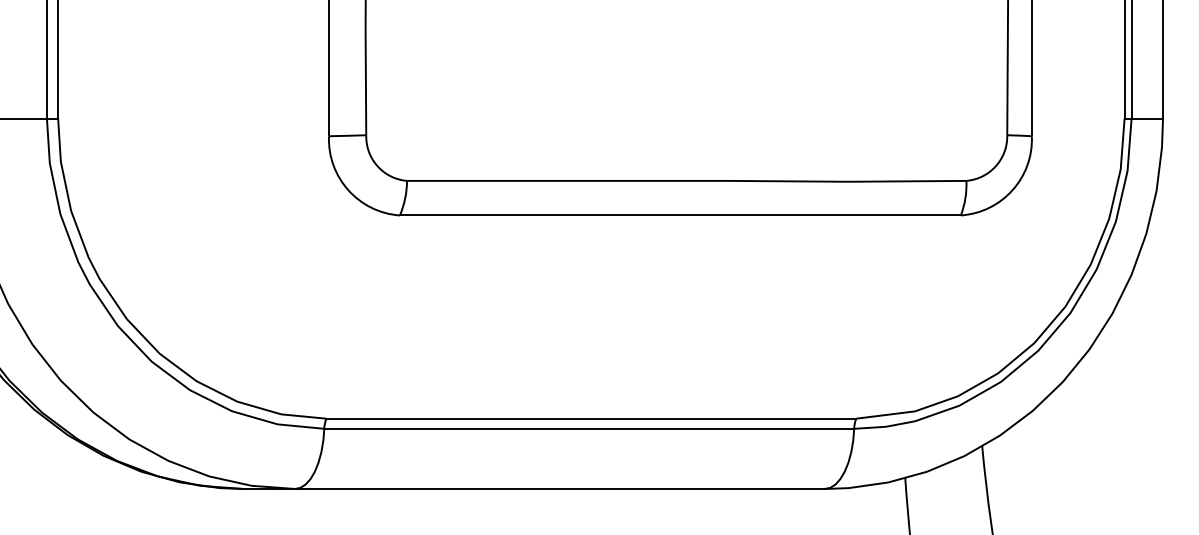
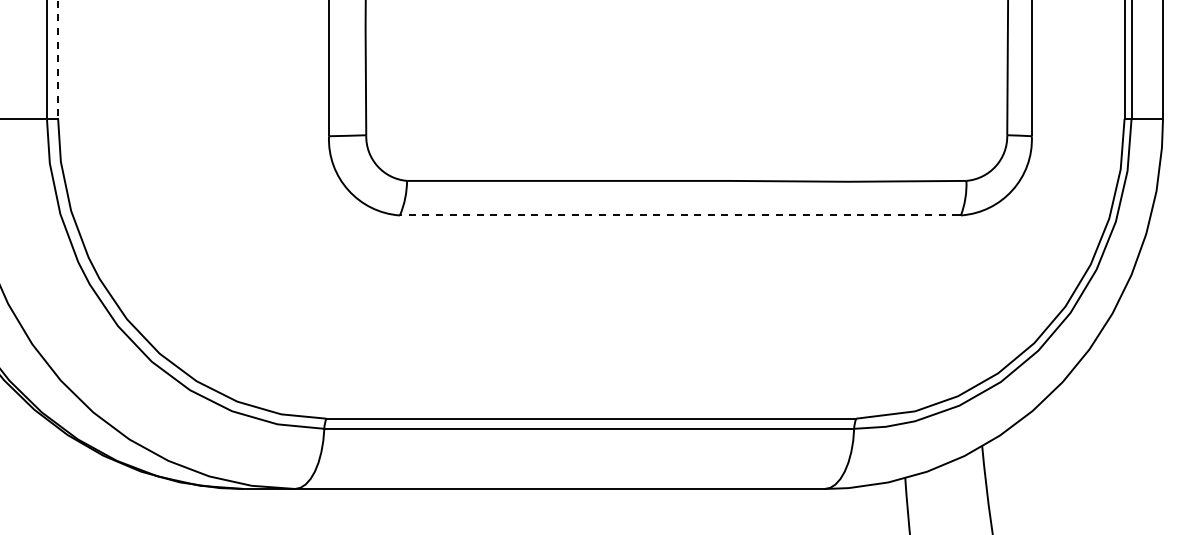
line: solid -> dashed (58, 59)
line: solid -> dashed (680, 215)
